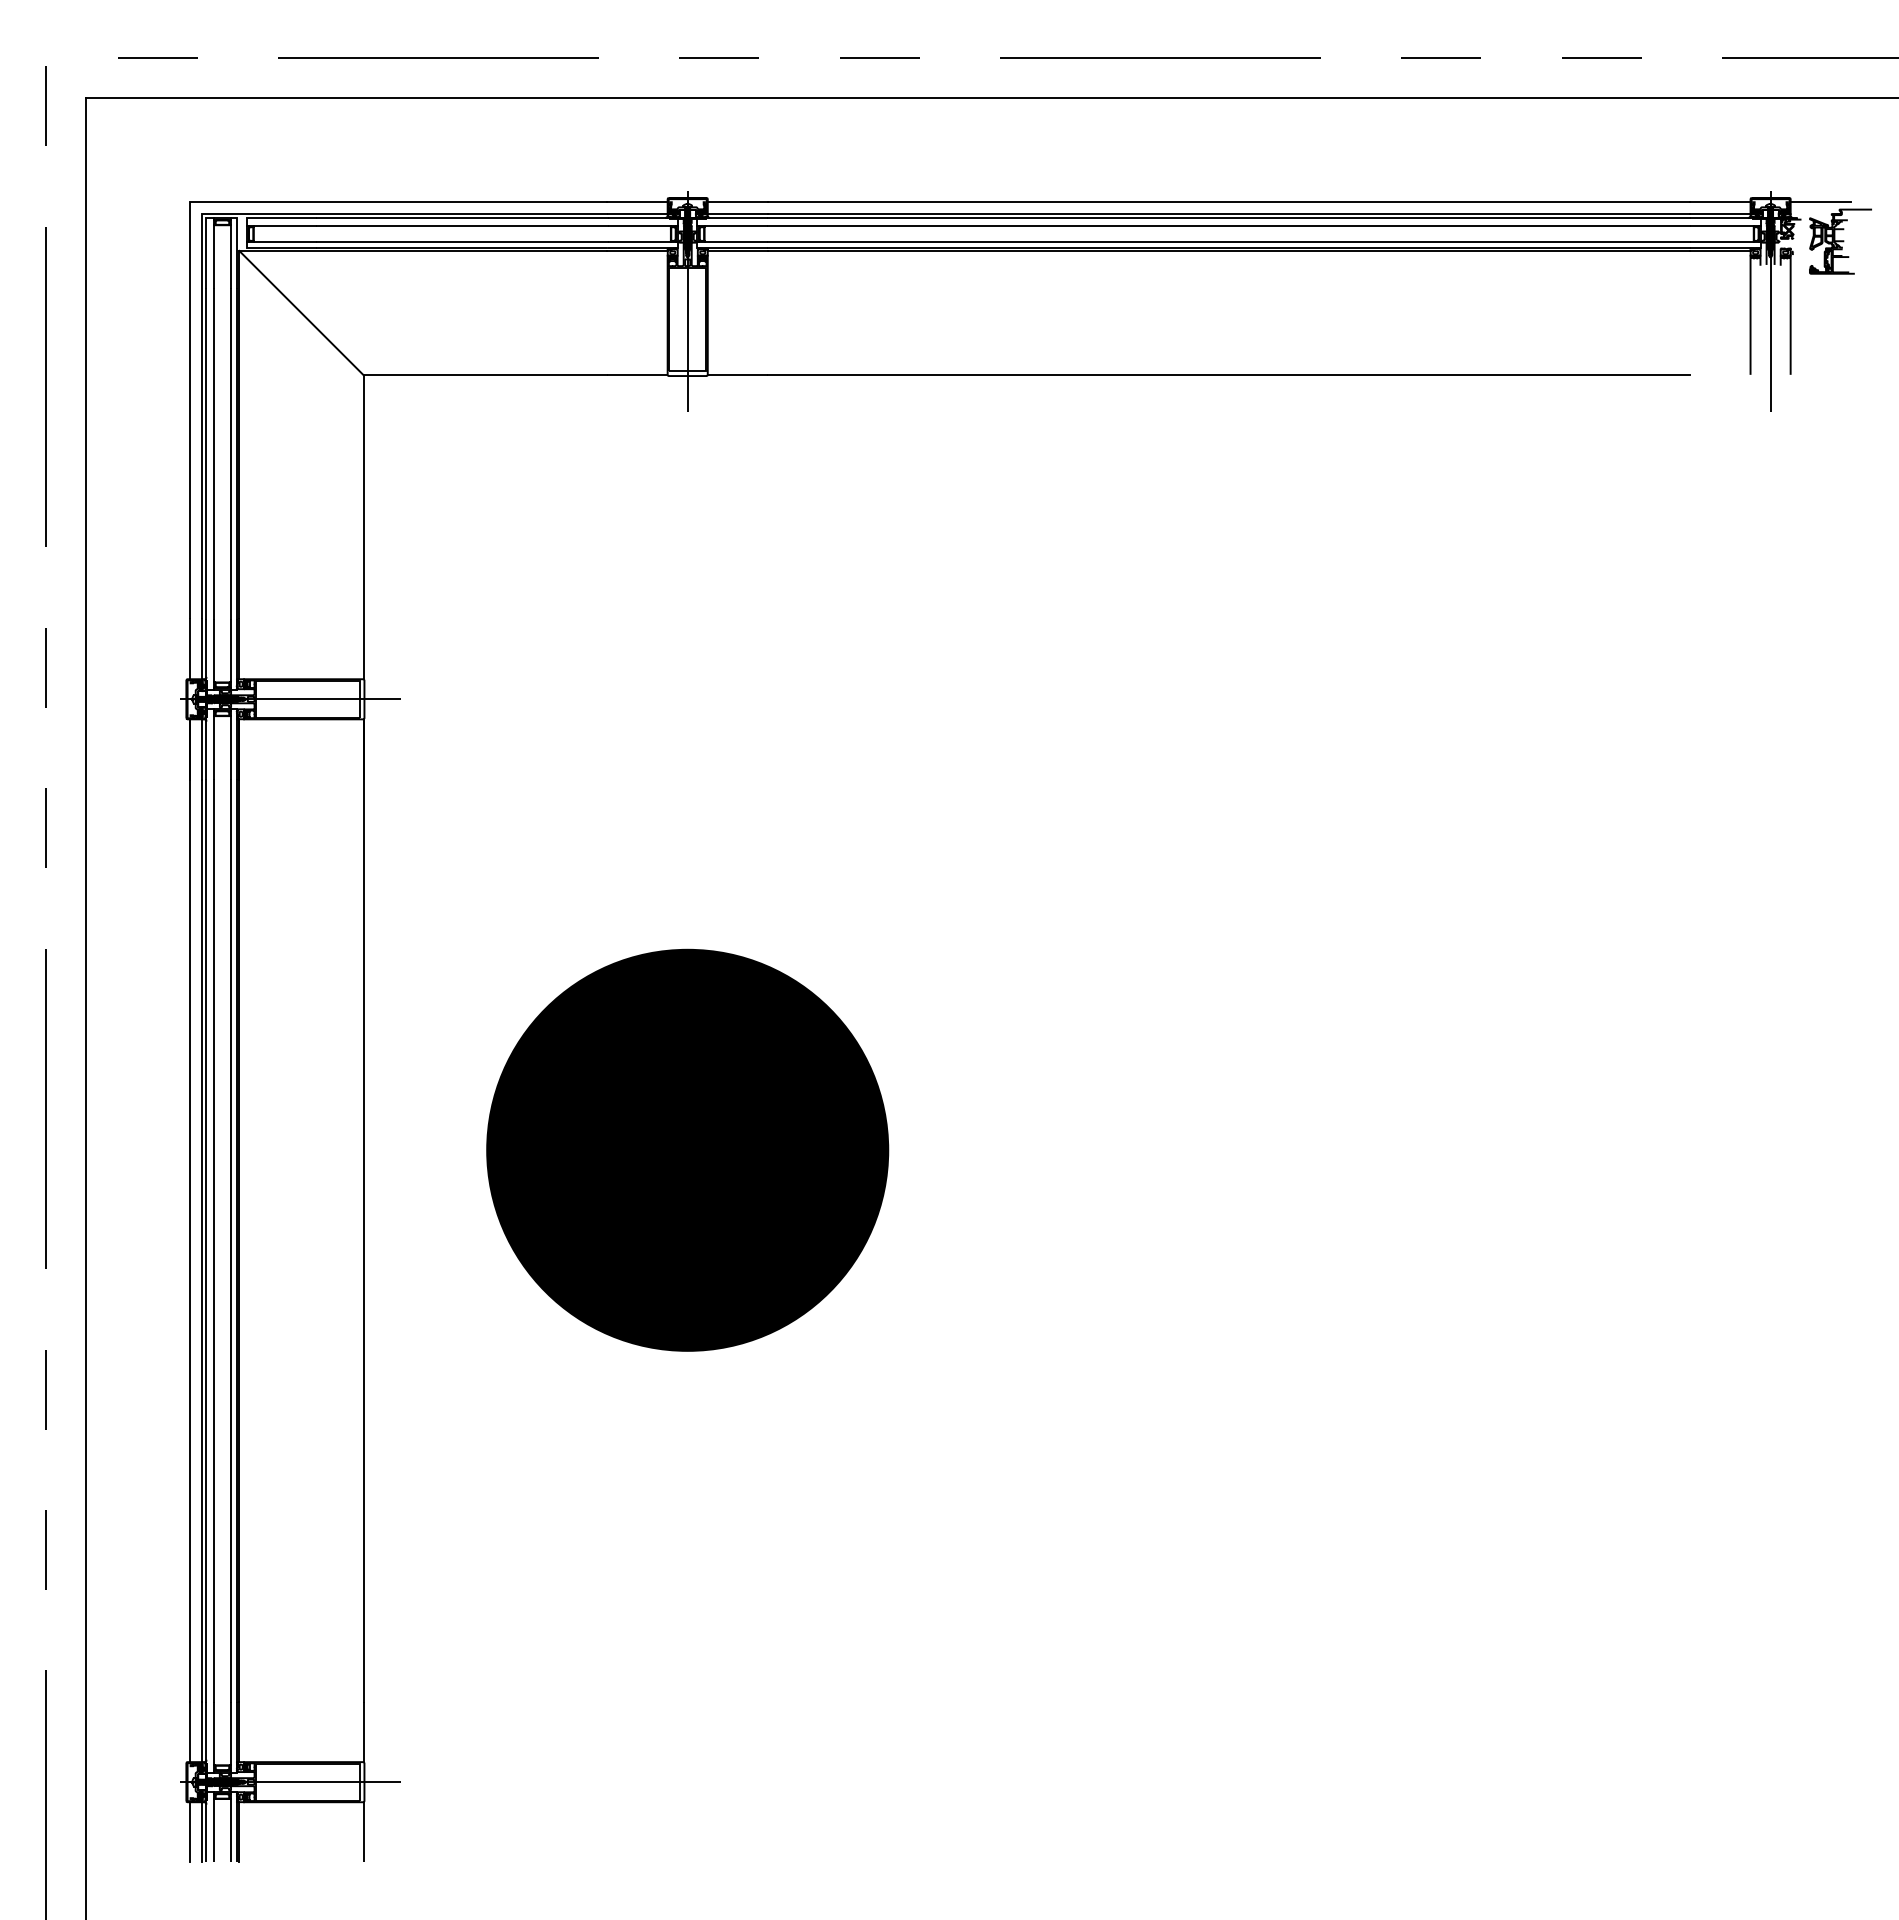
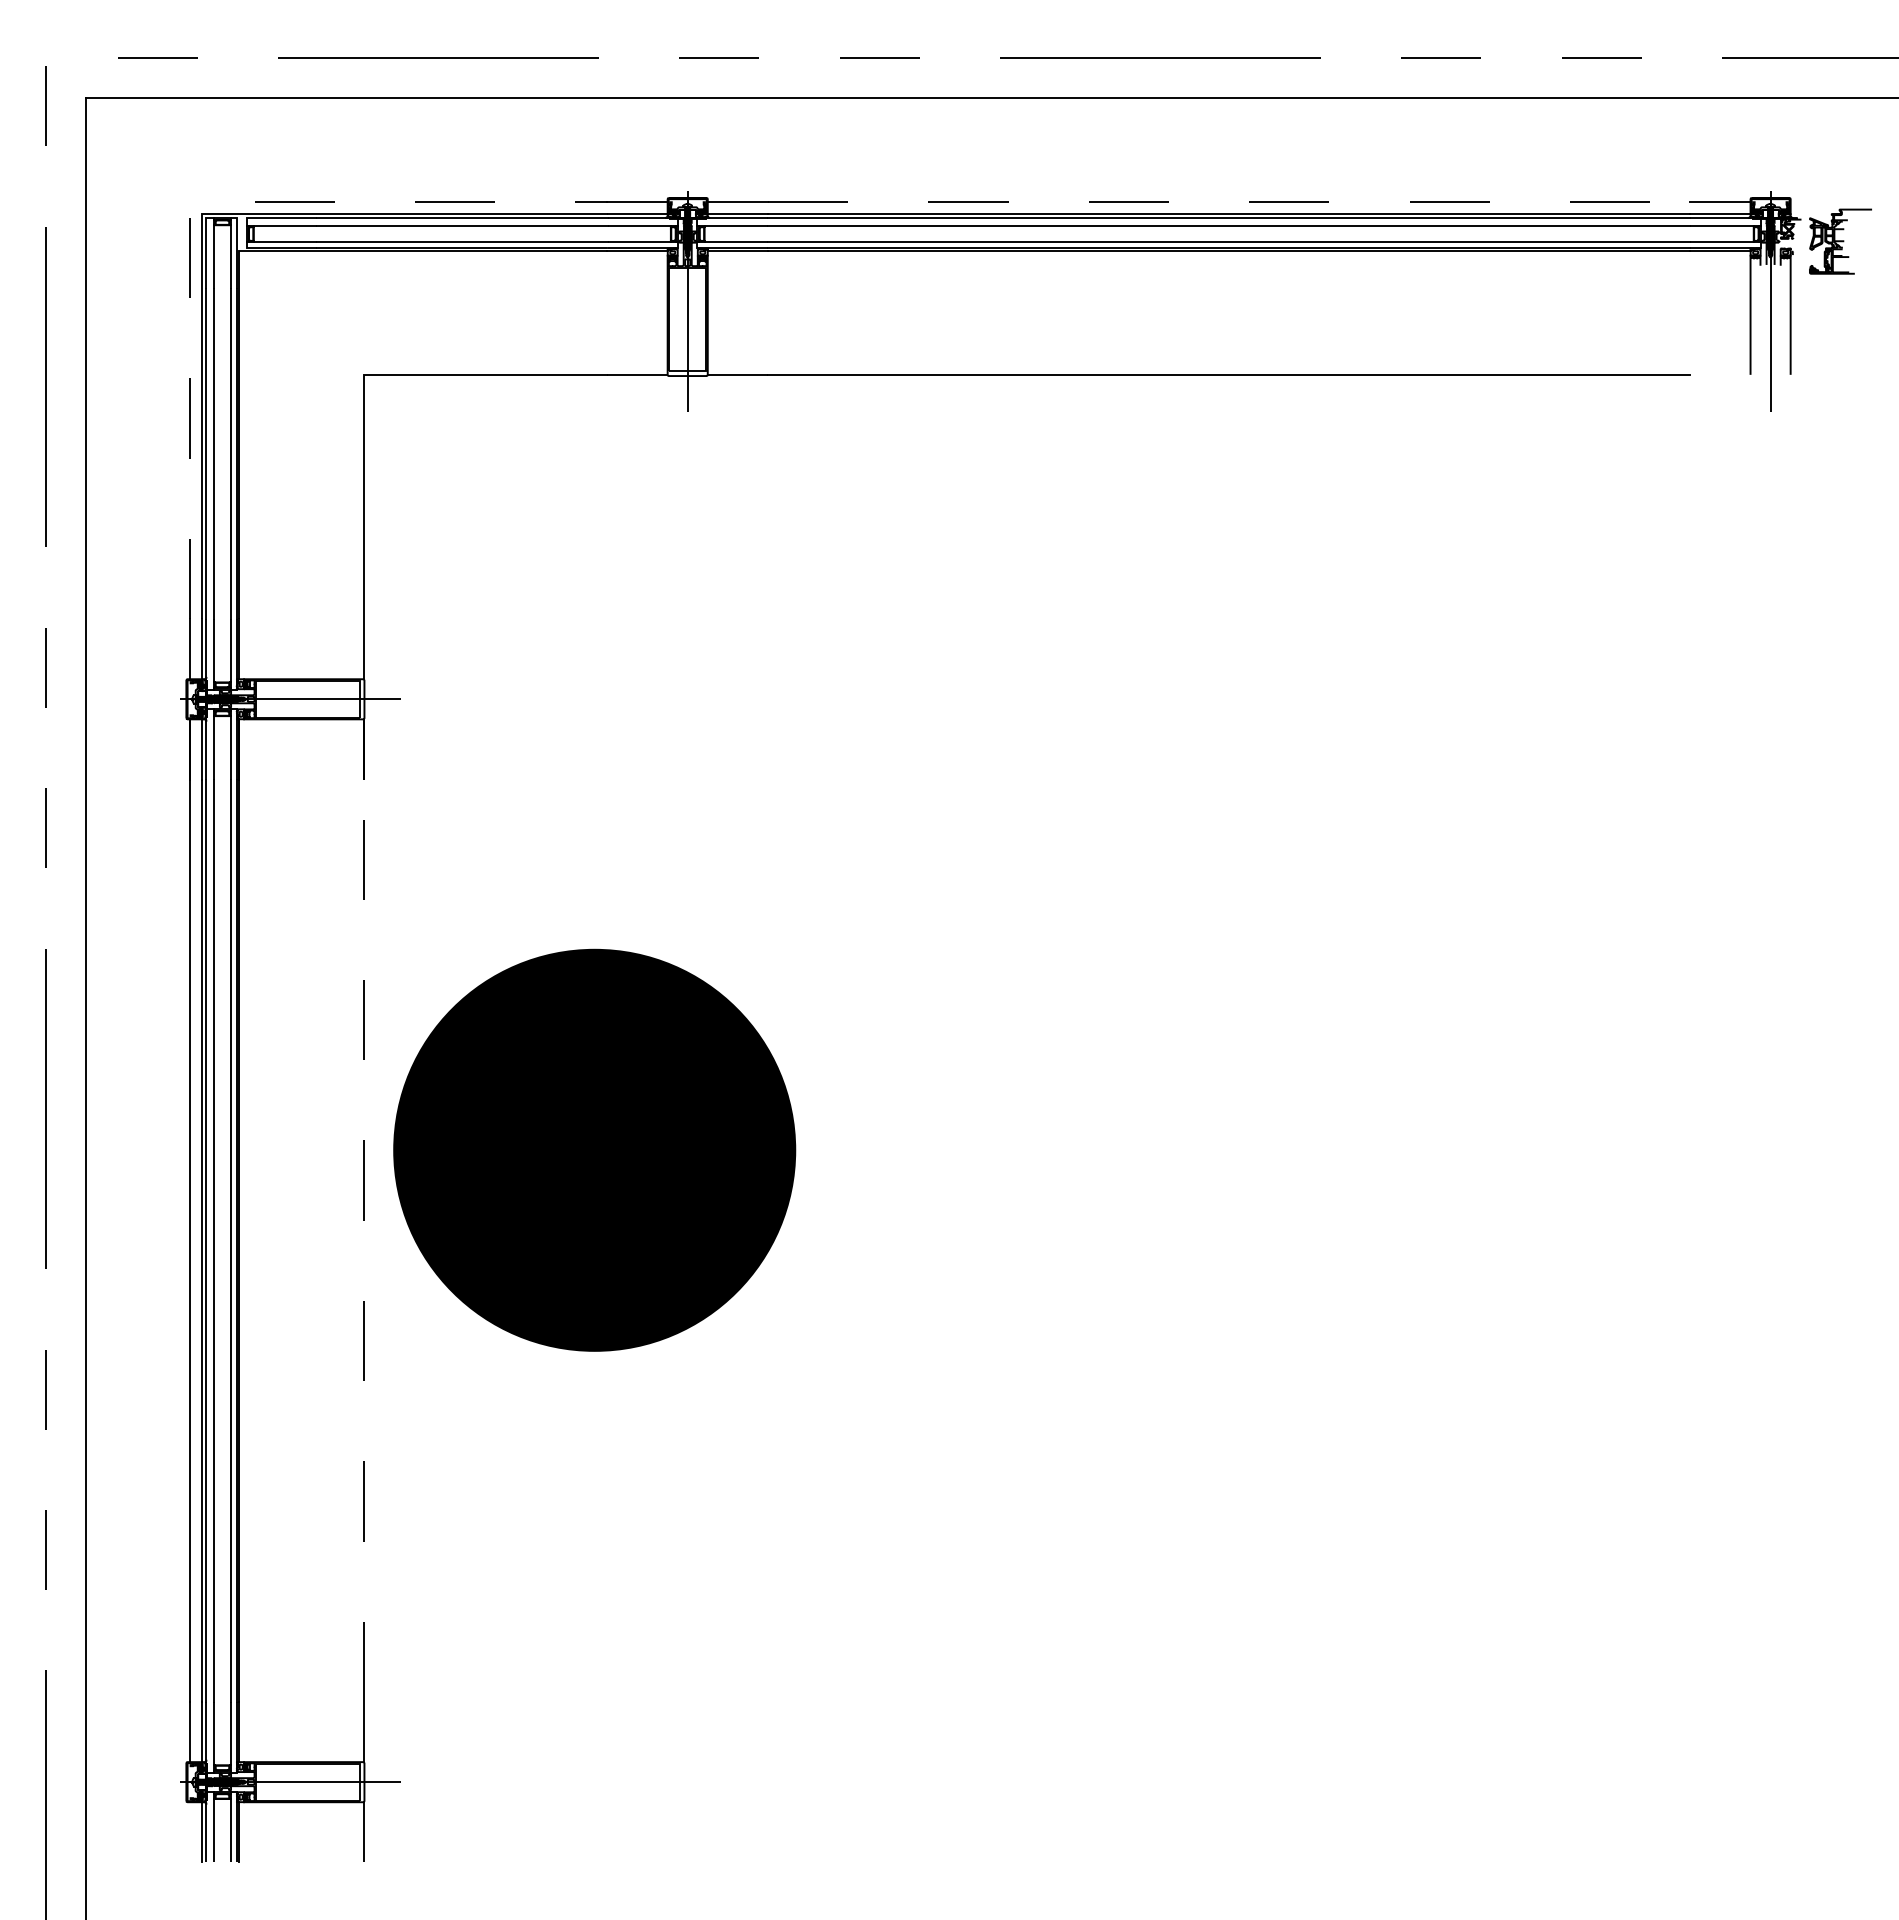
line: solid -> dashed (190, 201)
line: solid -> dashed (1229, 201)
line: present -> none (1820, 201)
line: present -> none (301, 312)
part position: (687, 1149) -> (594, 1149) (594, 1149)
line: solid -> dashed (363, 1240)
line: present -> none (190, 1832)
